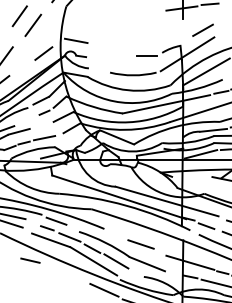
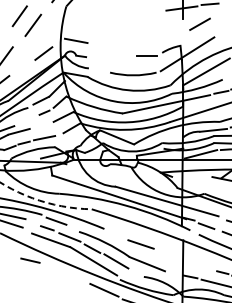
line position: (202, 29) -> (199, 23) (199, 23)
arc: solid -> dashed (44, 202)
line: present -> none (190, 262)
